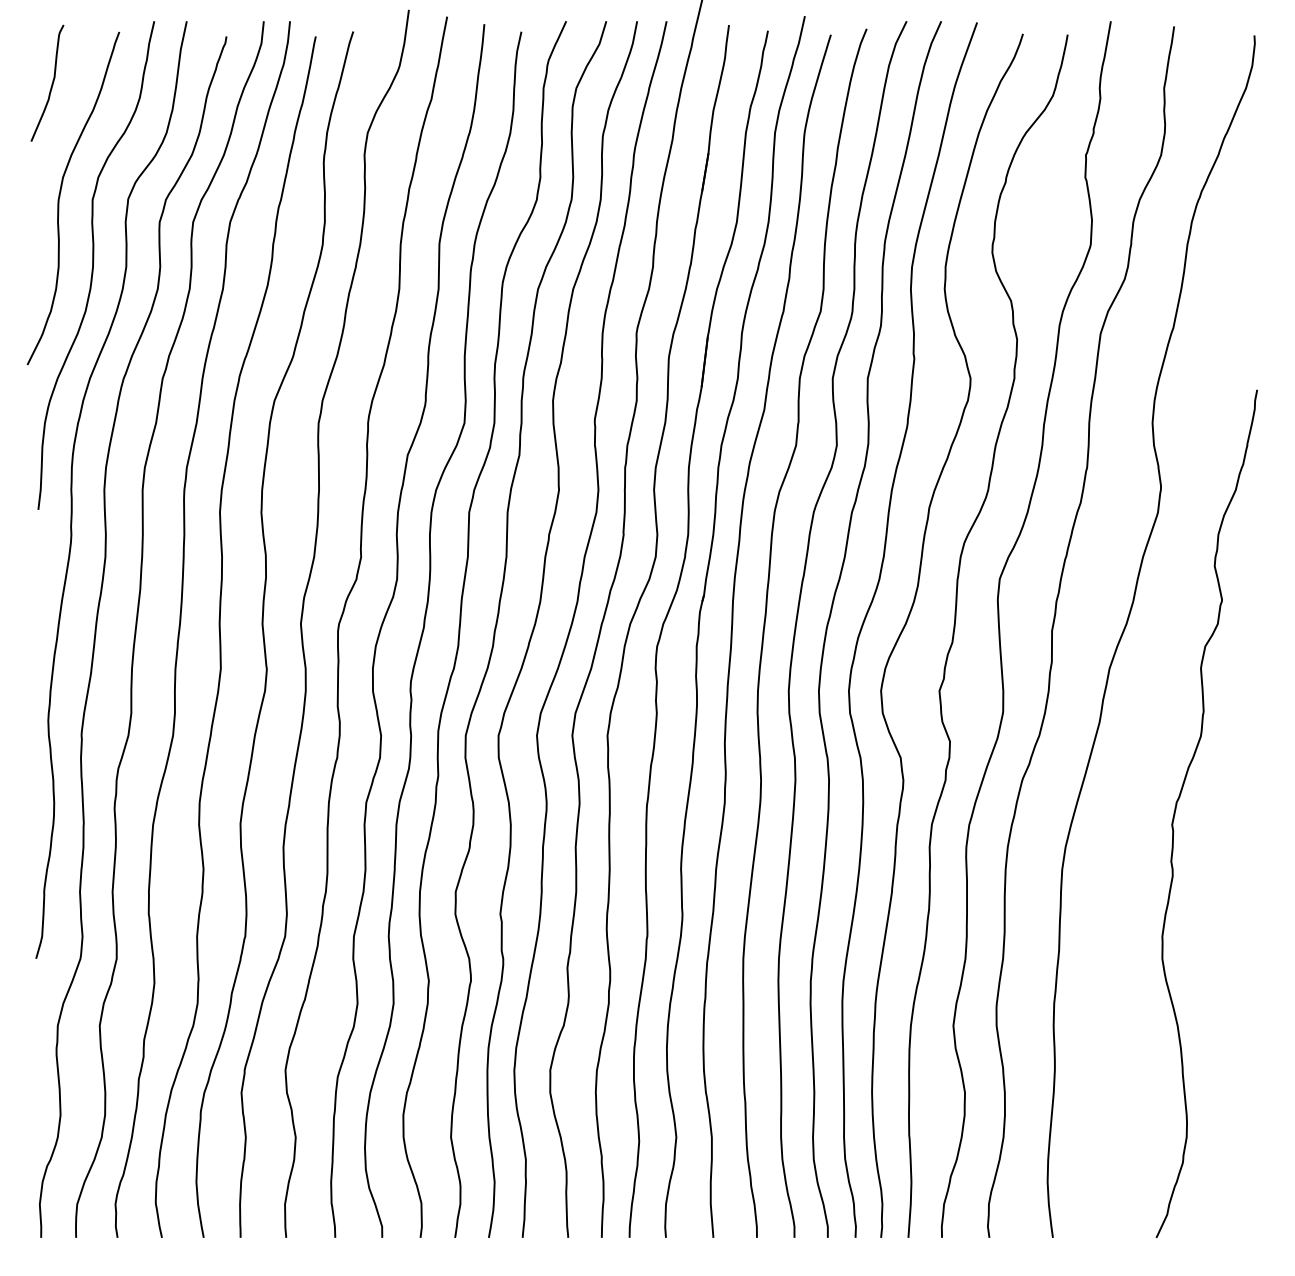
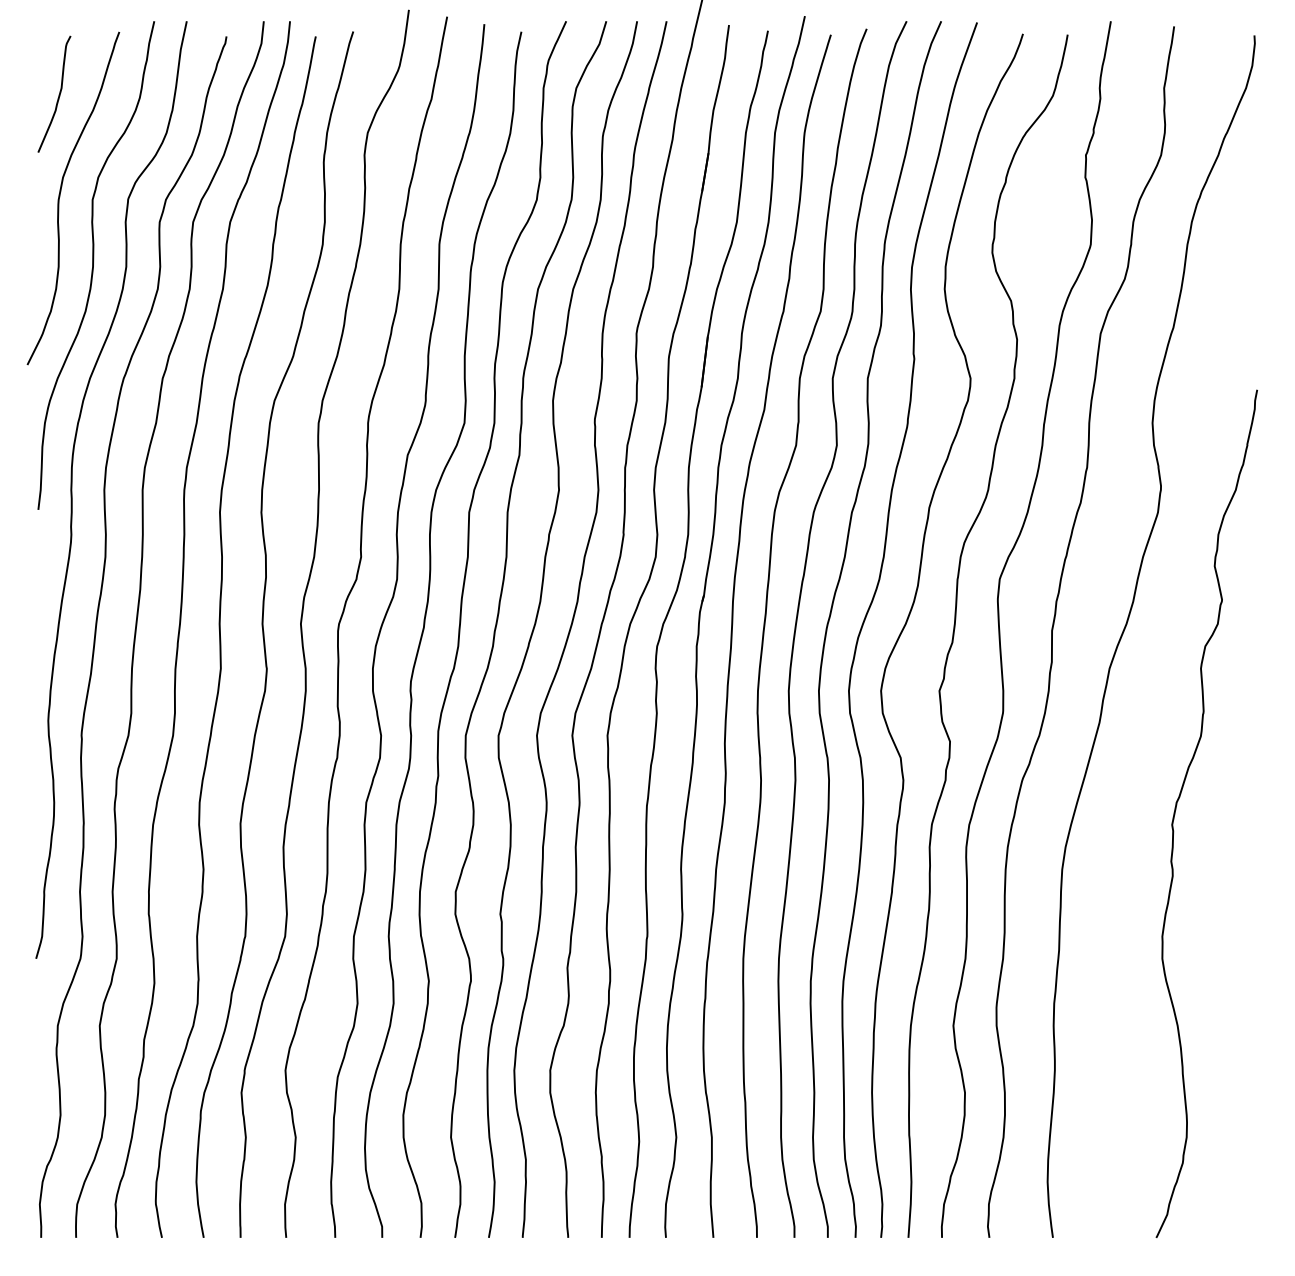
curve position: (51, 83) -> (58, 94) (58, 94)
